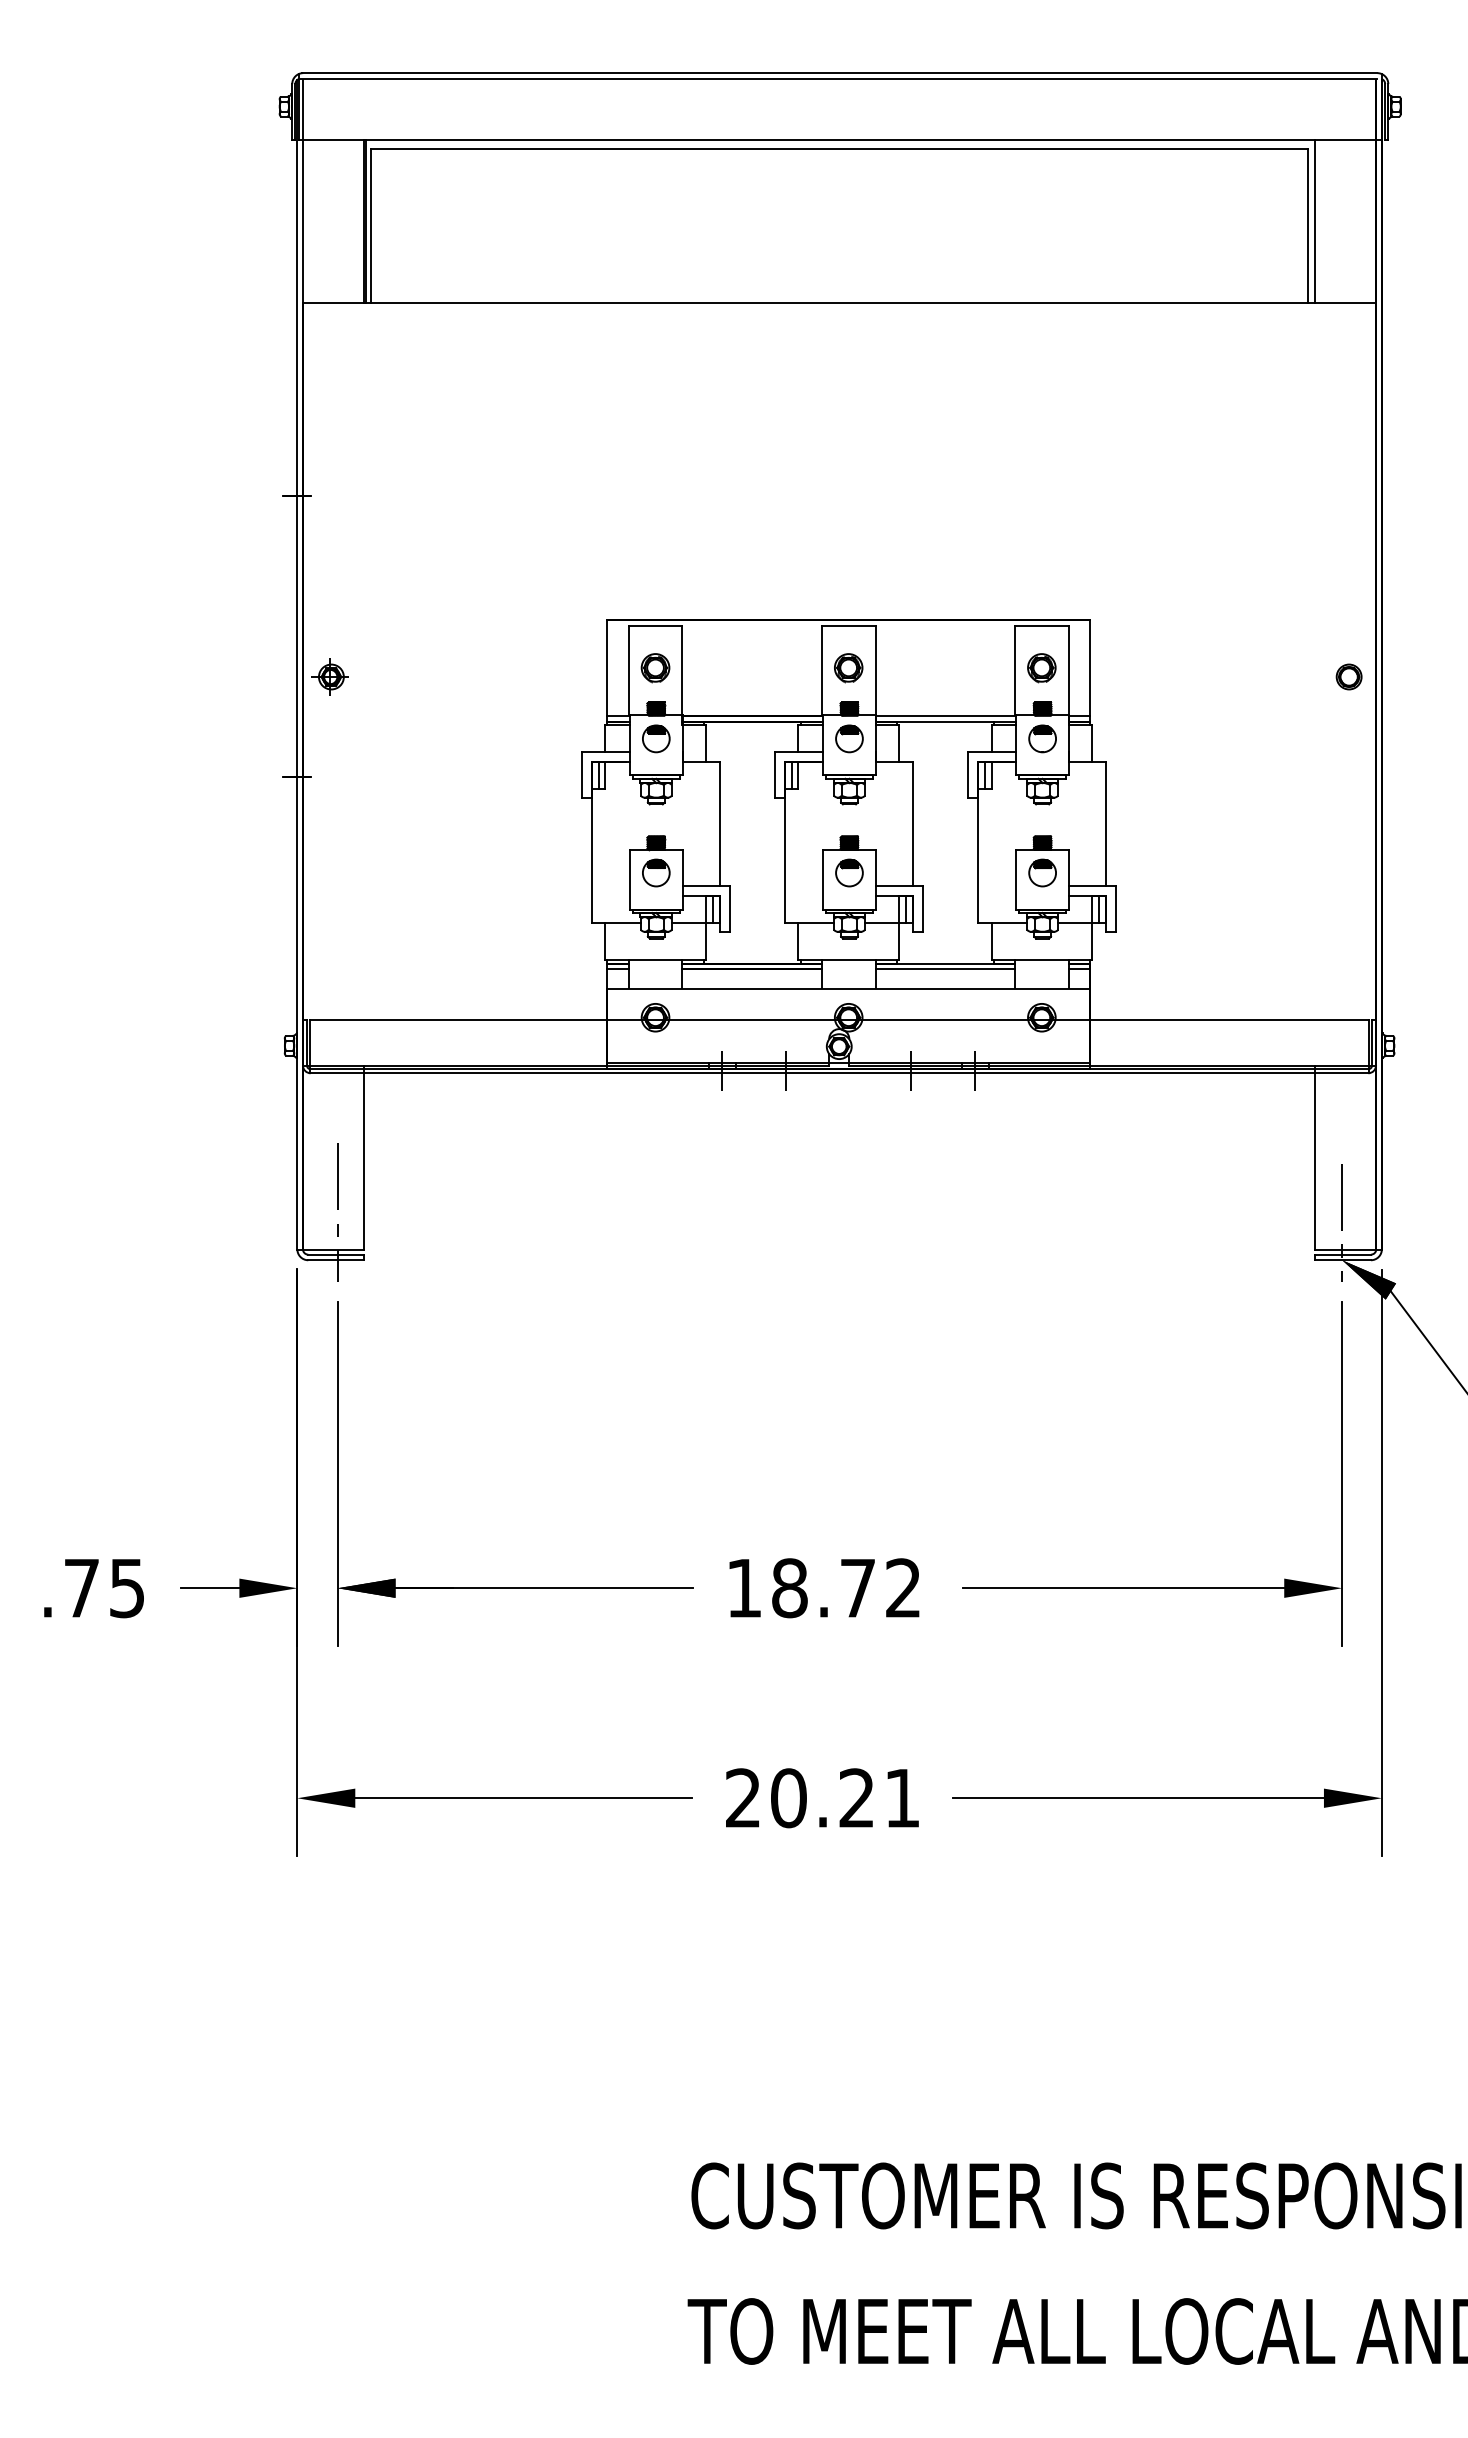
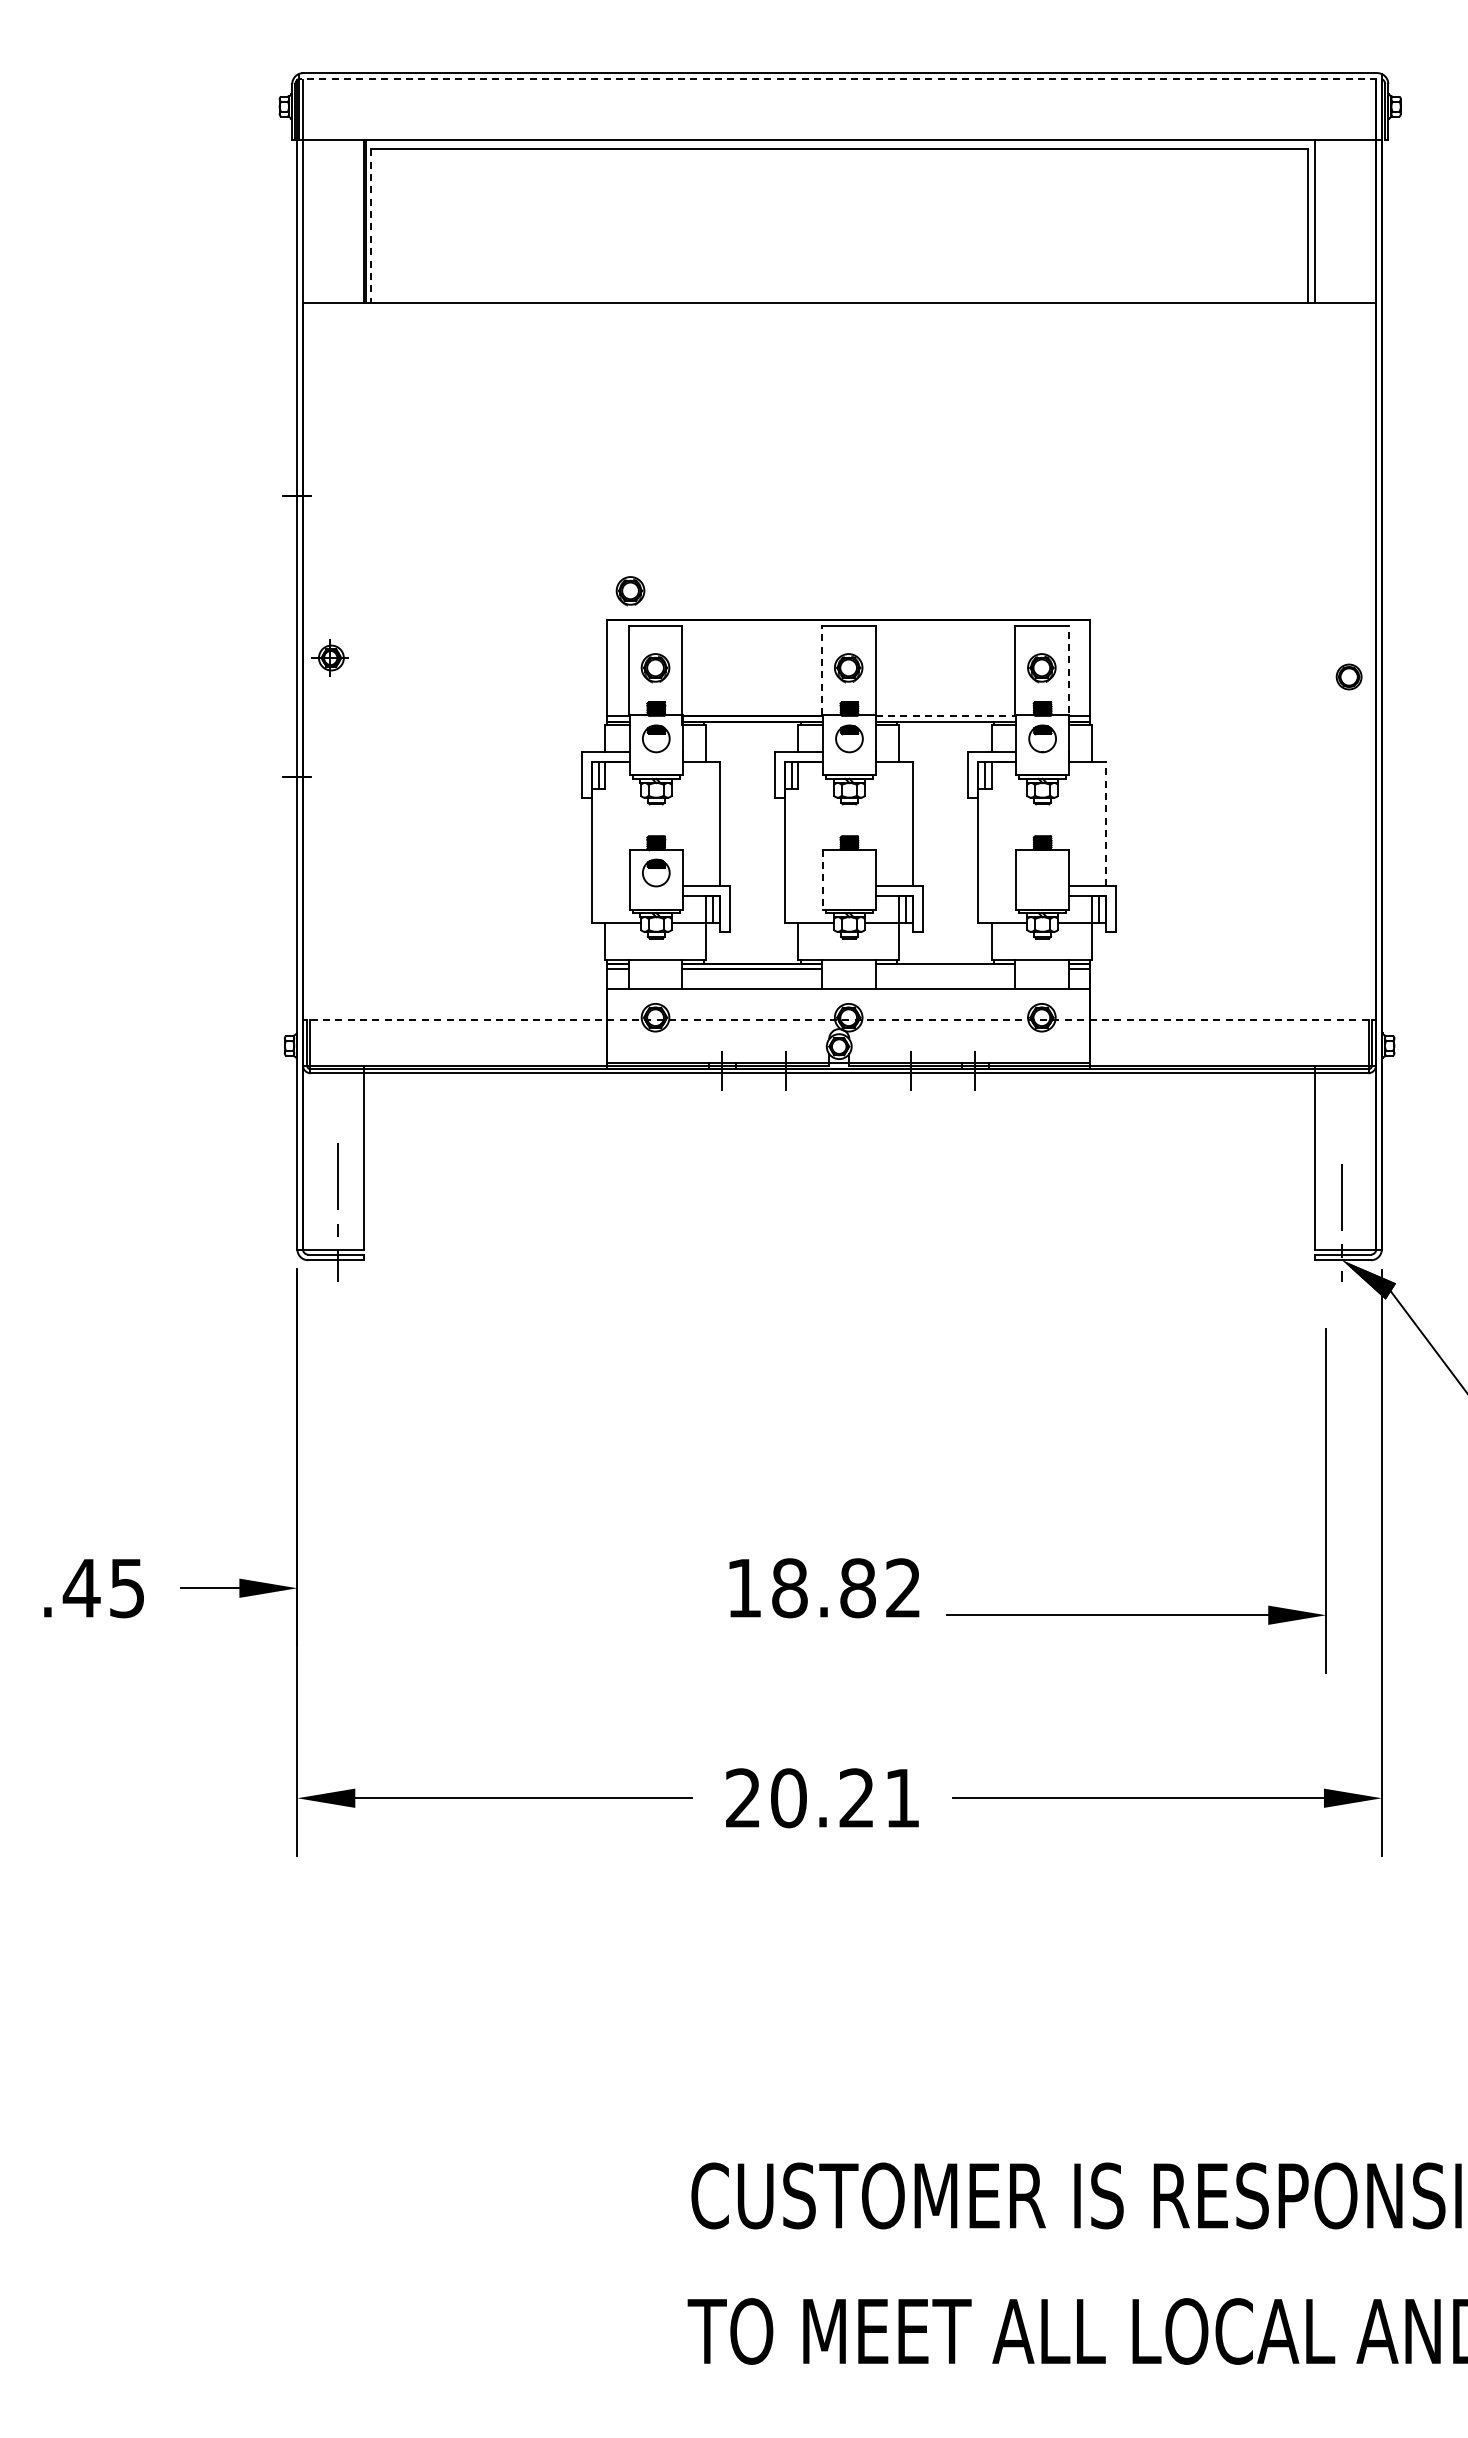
line: solid -> dashed (837, 78)
line: solid -> dashed (371, 226)
part: none -> present (630, 591)
line: solid -> dashed (821, 670)
line: solid -> dashed (1068, 675)
part position: (329, 676) -> (329, 657) (329, 657)
line: solid -> dashed (946, 716)
line: solid -> dashed (1105, 823)
part: present -> none (849, 872)
part: present -> none (1042, 872)
line: solid -> dashed (822, 880)
line: present -> none (945, 969)
line: solid -> dashed (838, 1019)
part: present -> none (515, 1587)
part position: (1152, 1587) -> (1136, 1614) (1136, 1614)
text: .75 -> .45 (81, 1588)
text: 18.72 -> 18.82 (857, 1588)
